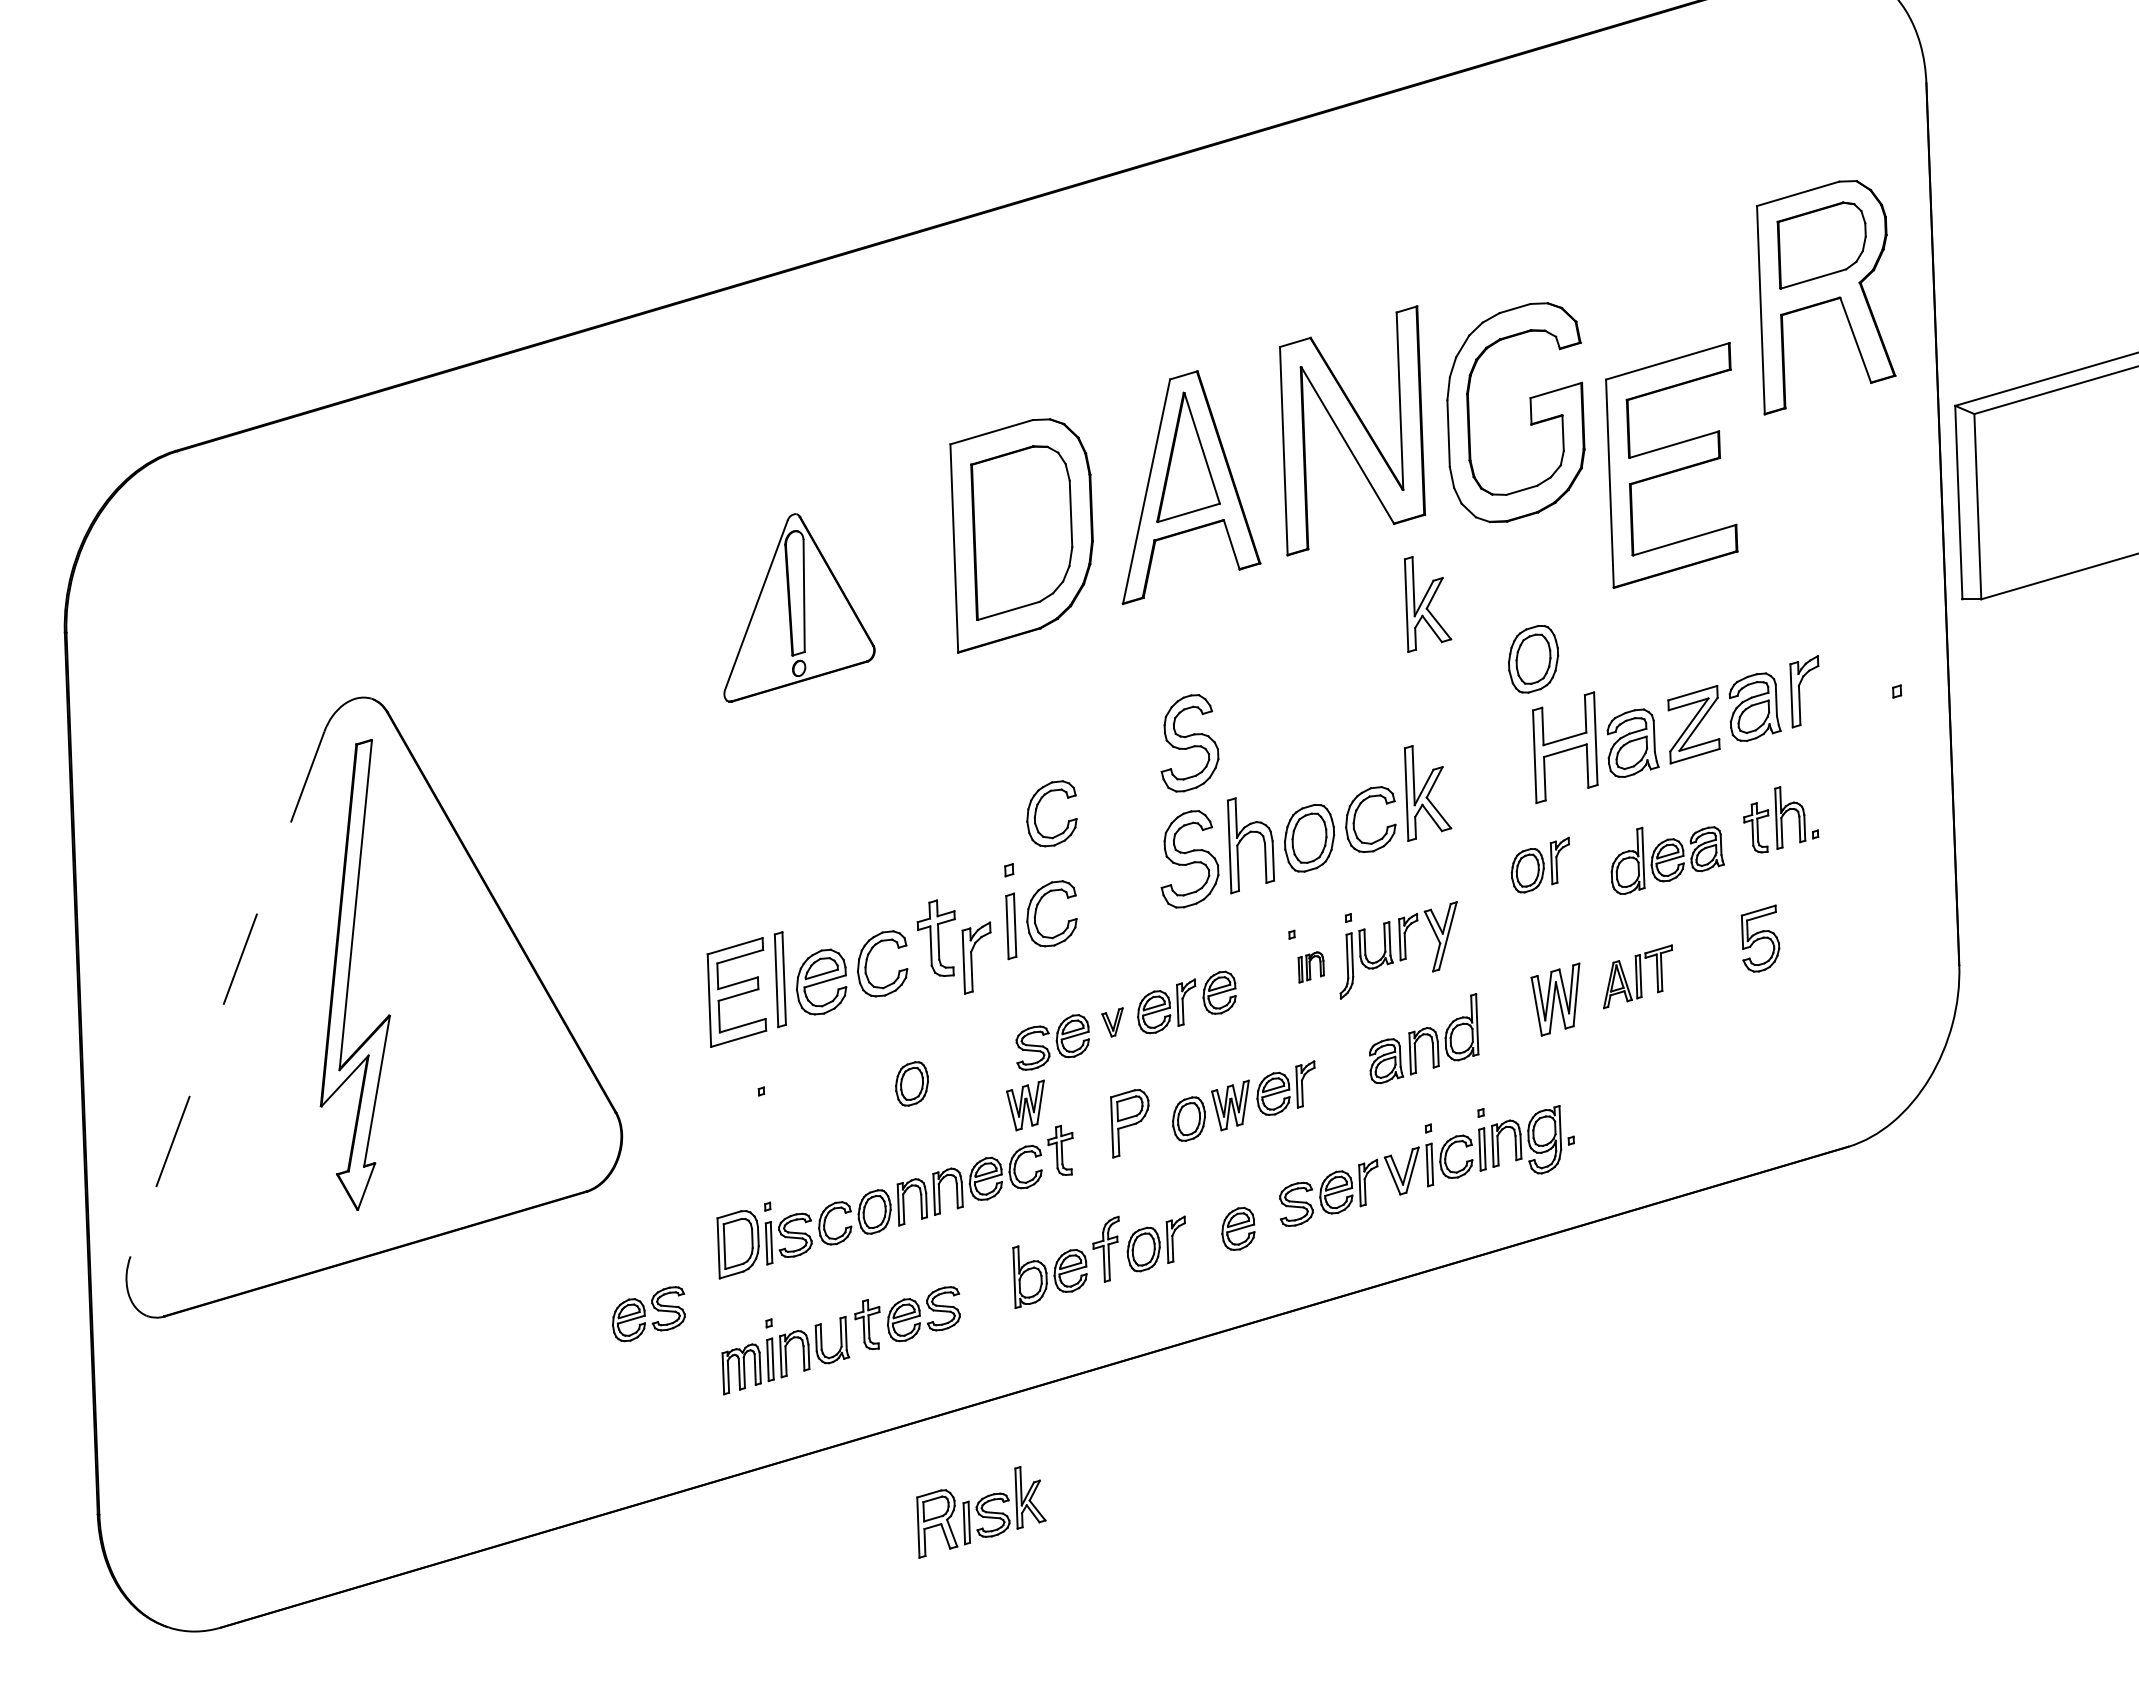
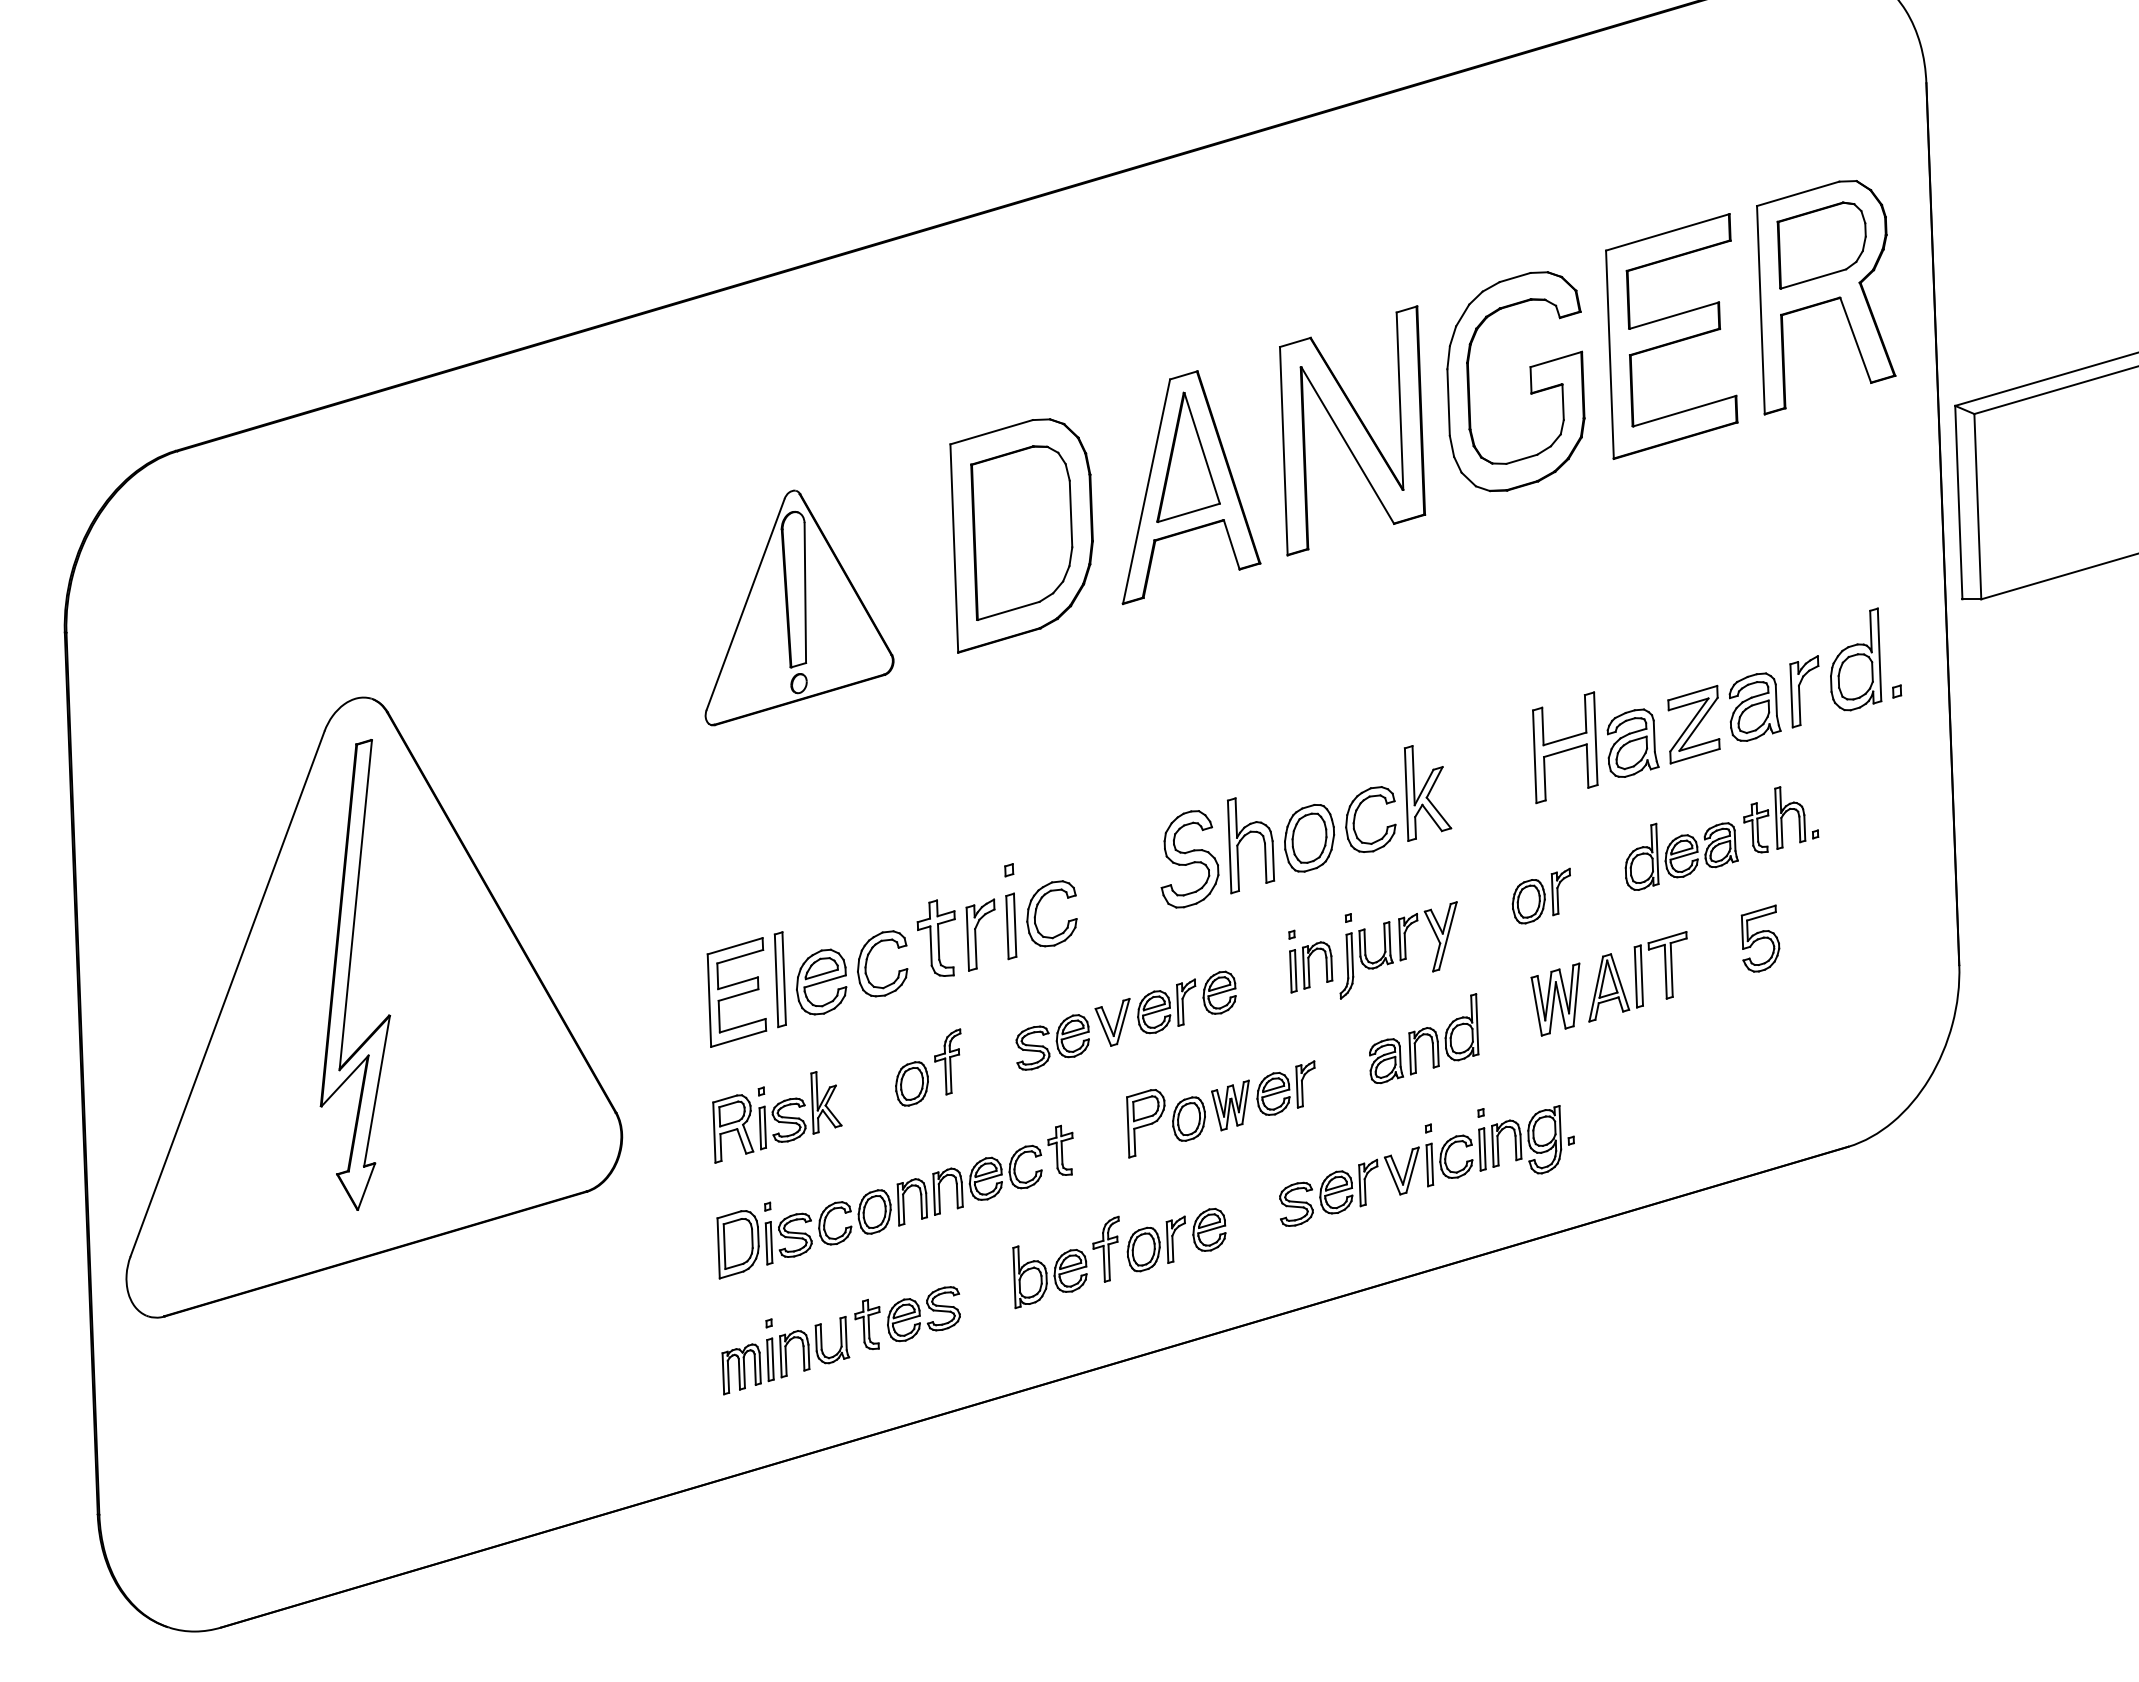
part position: (1530, 412) -> (1530, 381) (1530, 381)
part position: (1671, 465) -> (1671, 336) (1671, 336)
part: present -> none (1427, 604)
part size: 153x190 px -> 191x238 px (799, 607)
part: present -> none (1533, 659)
part: none -> present (1856, 659)
part: present -> none (1189, 743)
part: present -> none (1037, 809)
part position: (1667, 860) -> (1681, 856) (1681, 856)
part position: (1539, 864) -> (1540, 895) (1540, 895)
part position: (976, 957) -> (980, 934) (980, 934)
part size: 28x33 px -> 45x53 px (1311, 967)
part size: 70x66 px -> 100x92 px (1637, 976)
line: dashed -> solid (227, 993)
part size: 23x31 px -> 37x49 px (1112, 1022)
part: none -> present (947, 1061)
part: present -> none (1025, 1105)
part position: (1129, 1123) -> (1145, 1123) (1145, 1123)
part position: (1238, 1228) -> (1209, 1229) (1209, 1229)
part: present -> none (648, 1314)
part position: (981, 1512) -> (777, 1117) (777, 1117)
